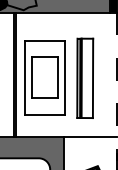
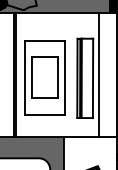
line: none -> present (98, 74)
line: dashed -> solid (117, 91)
